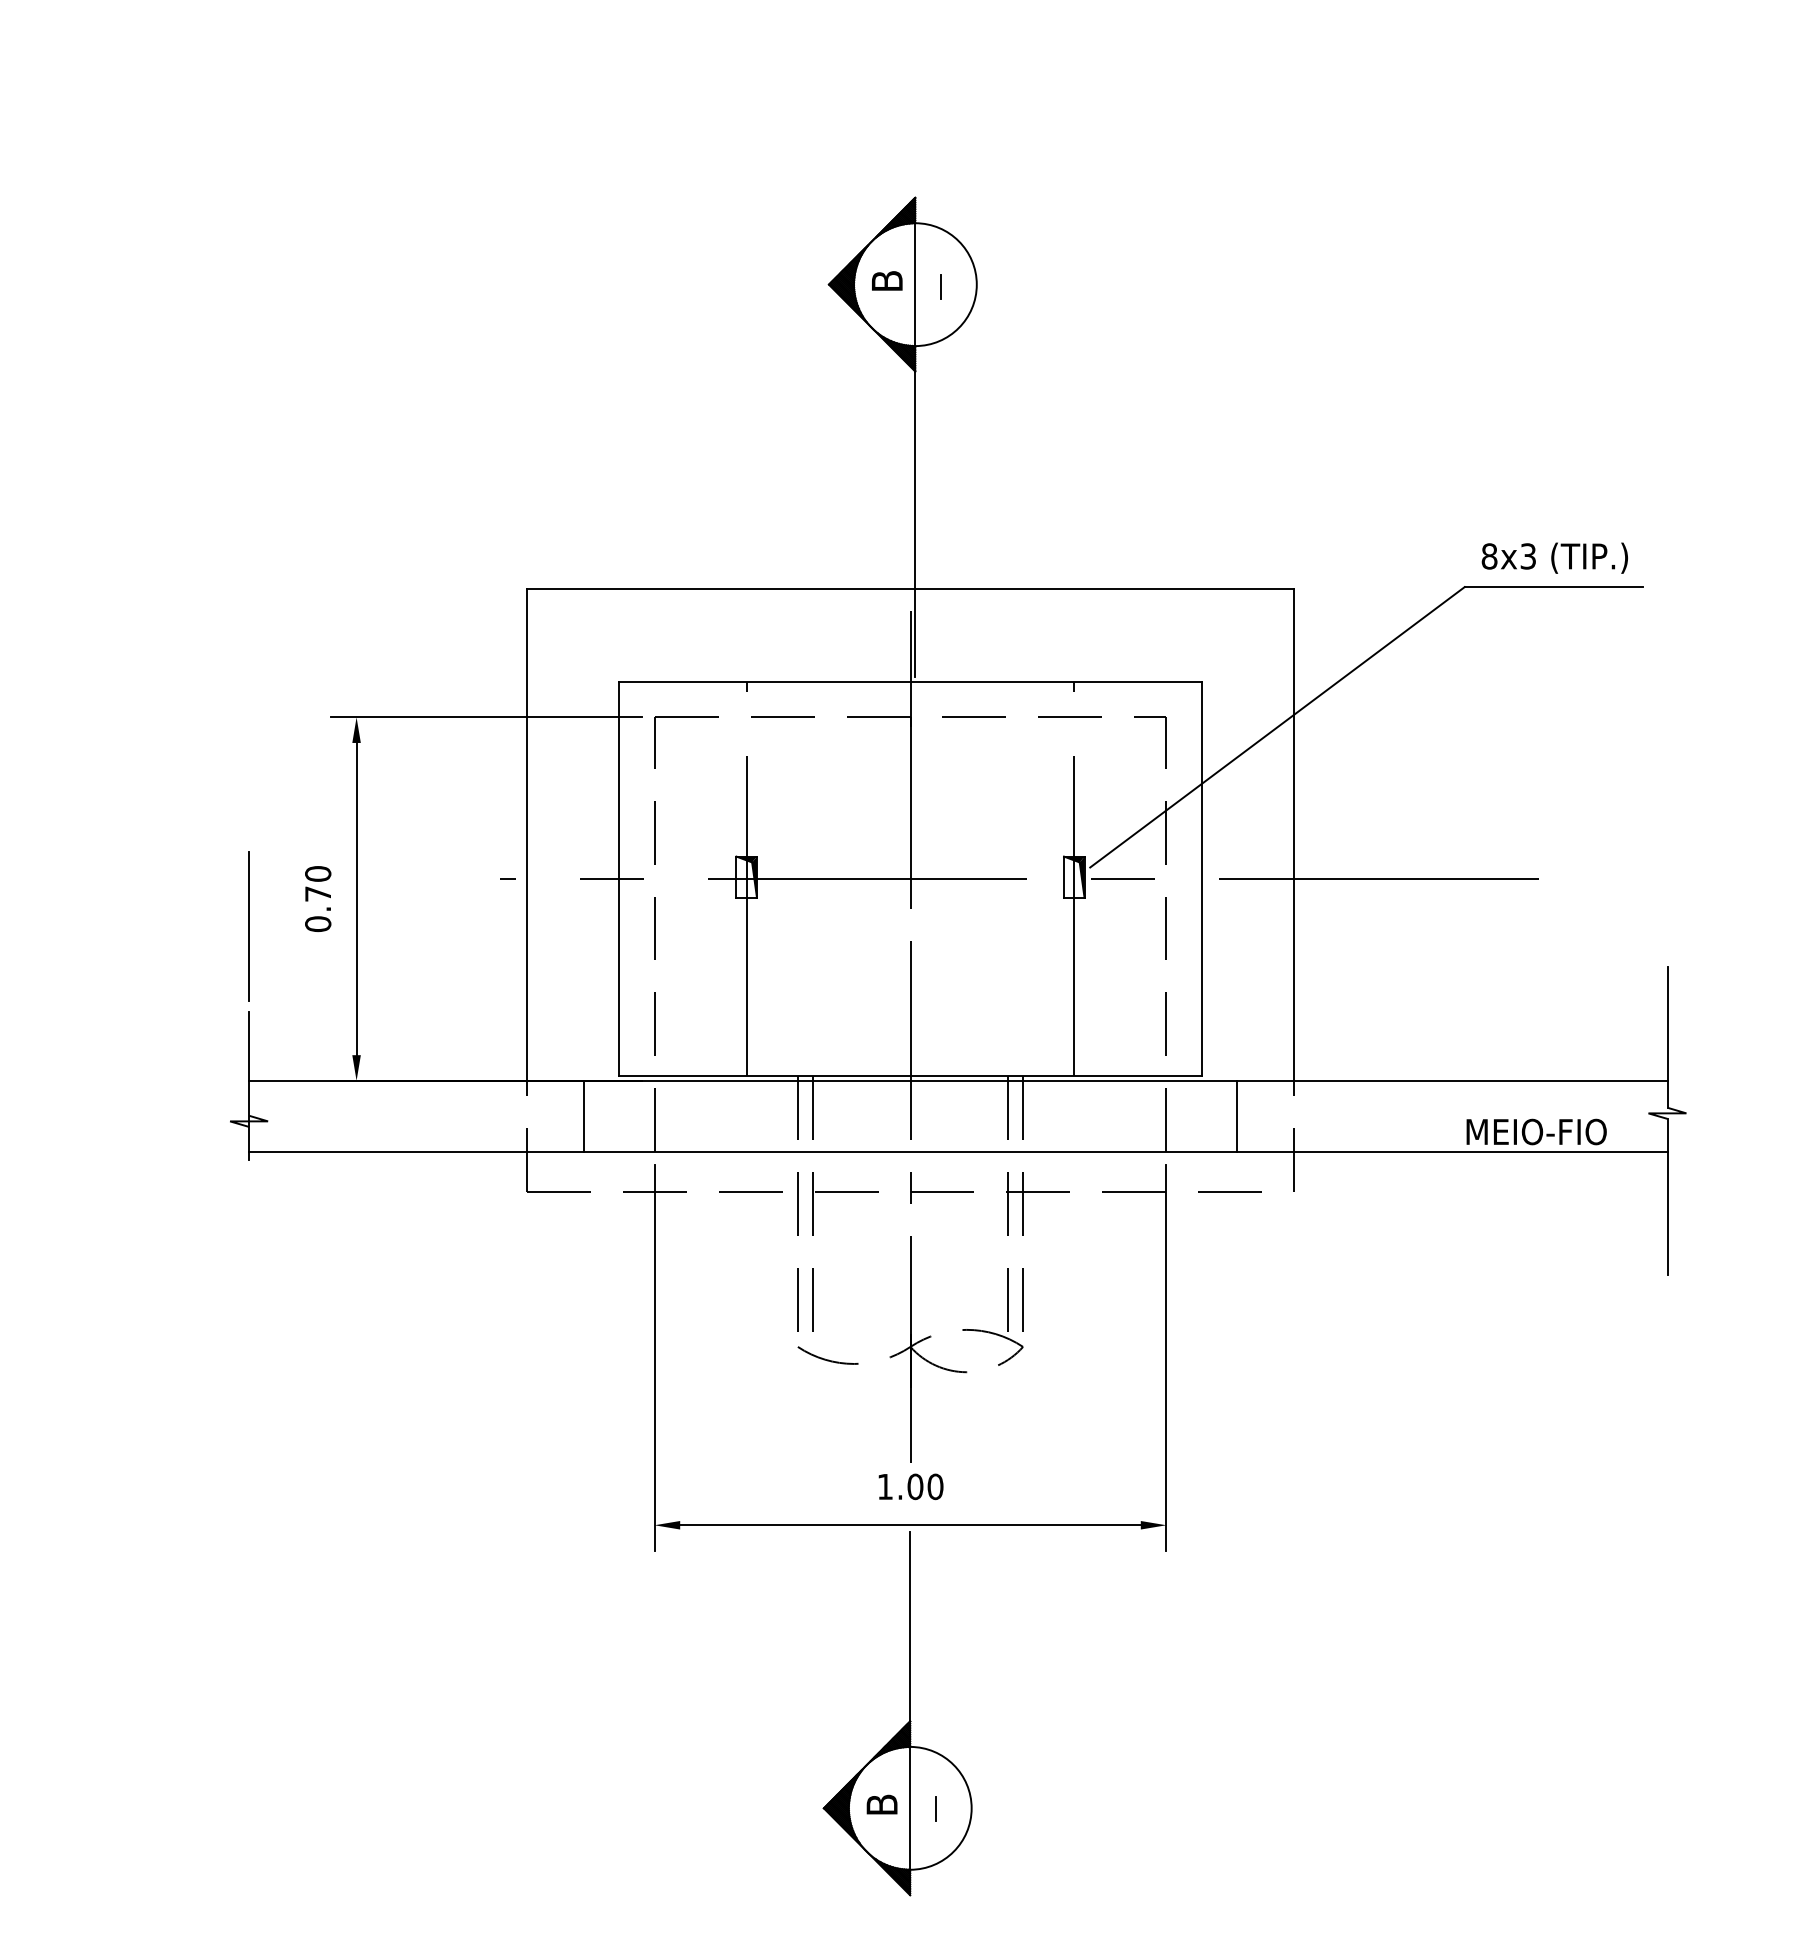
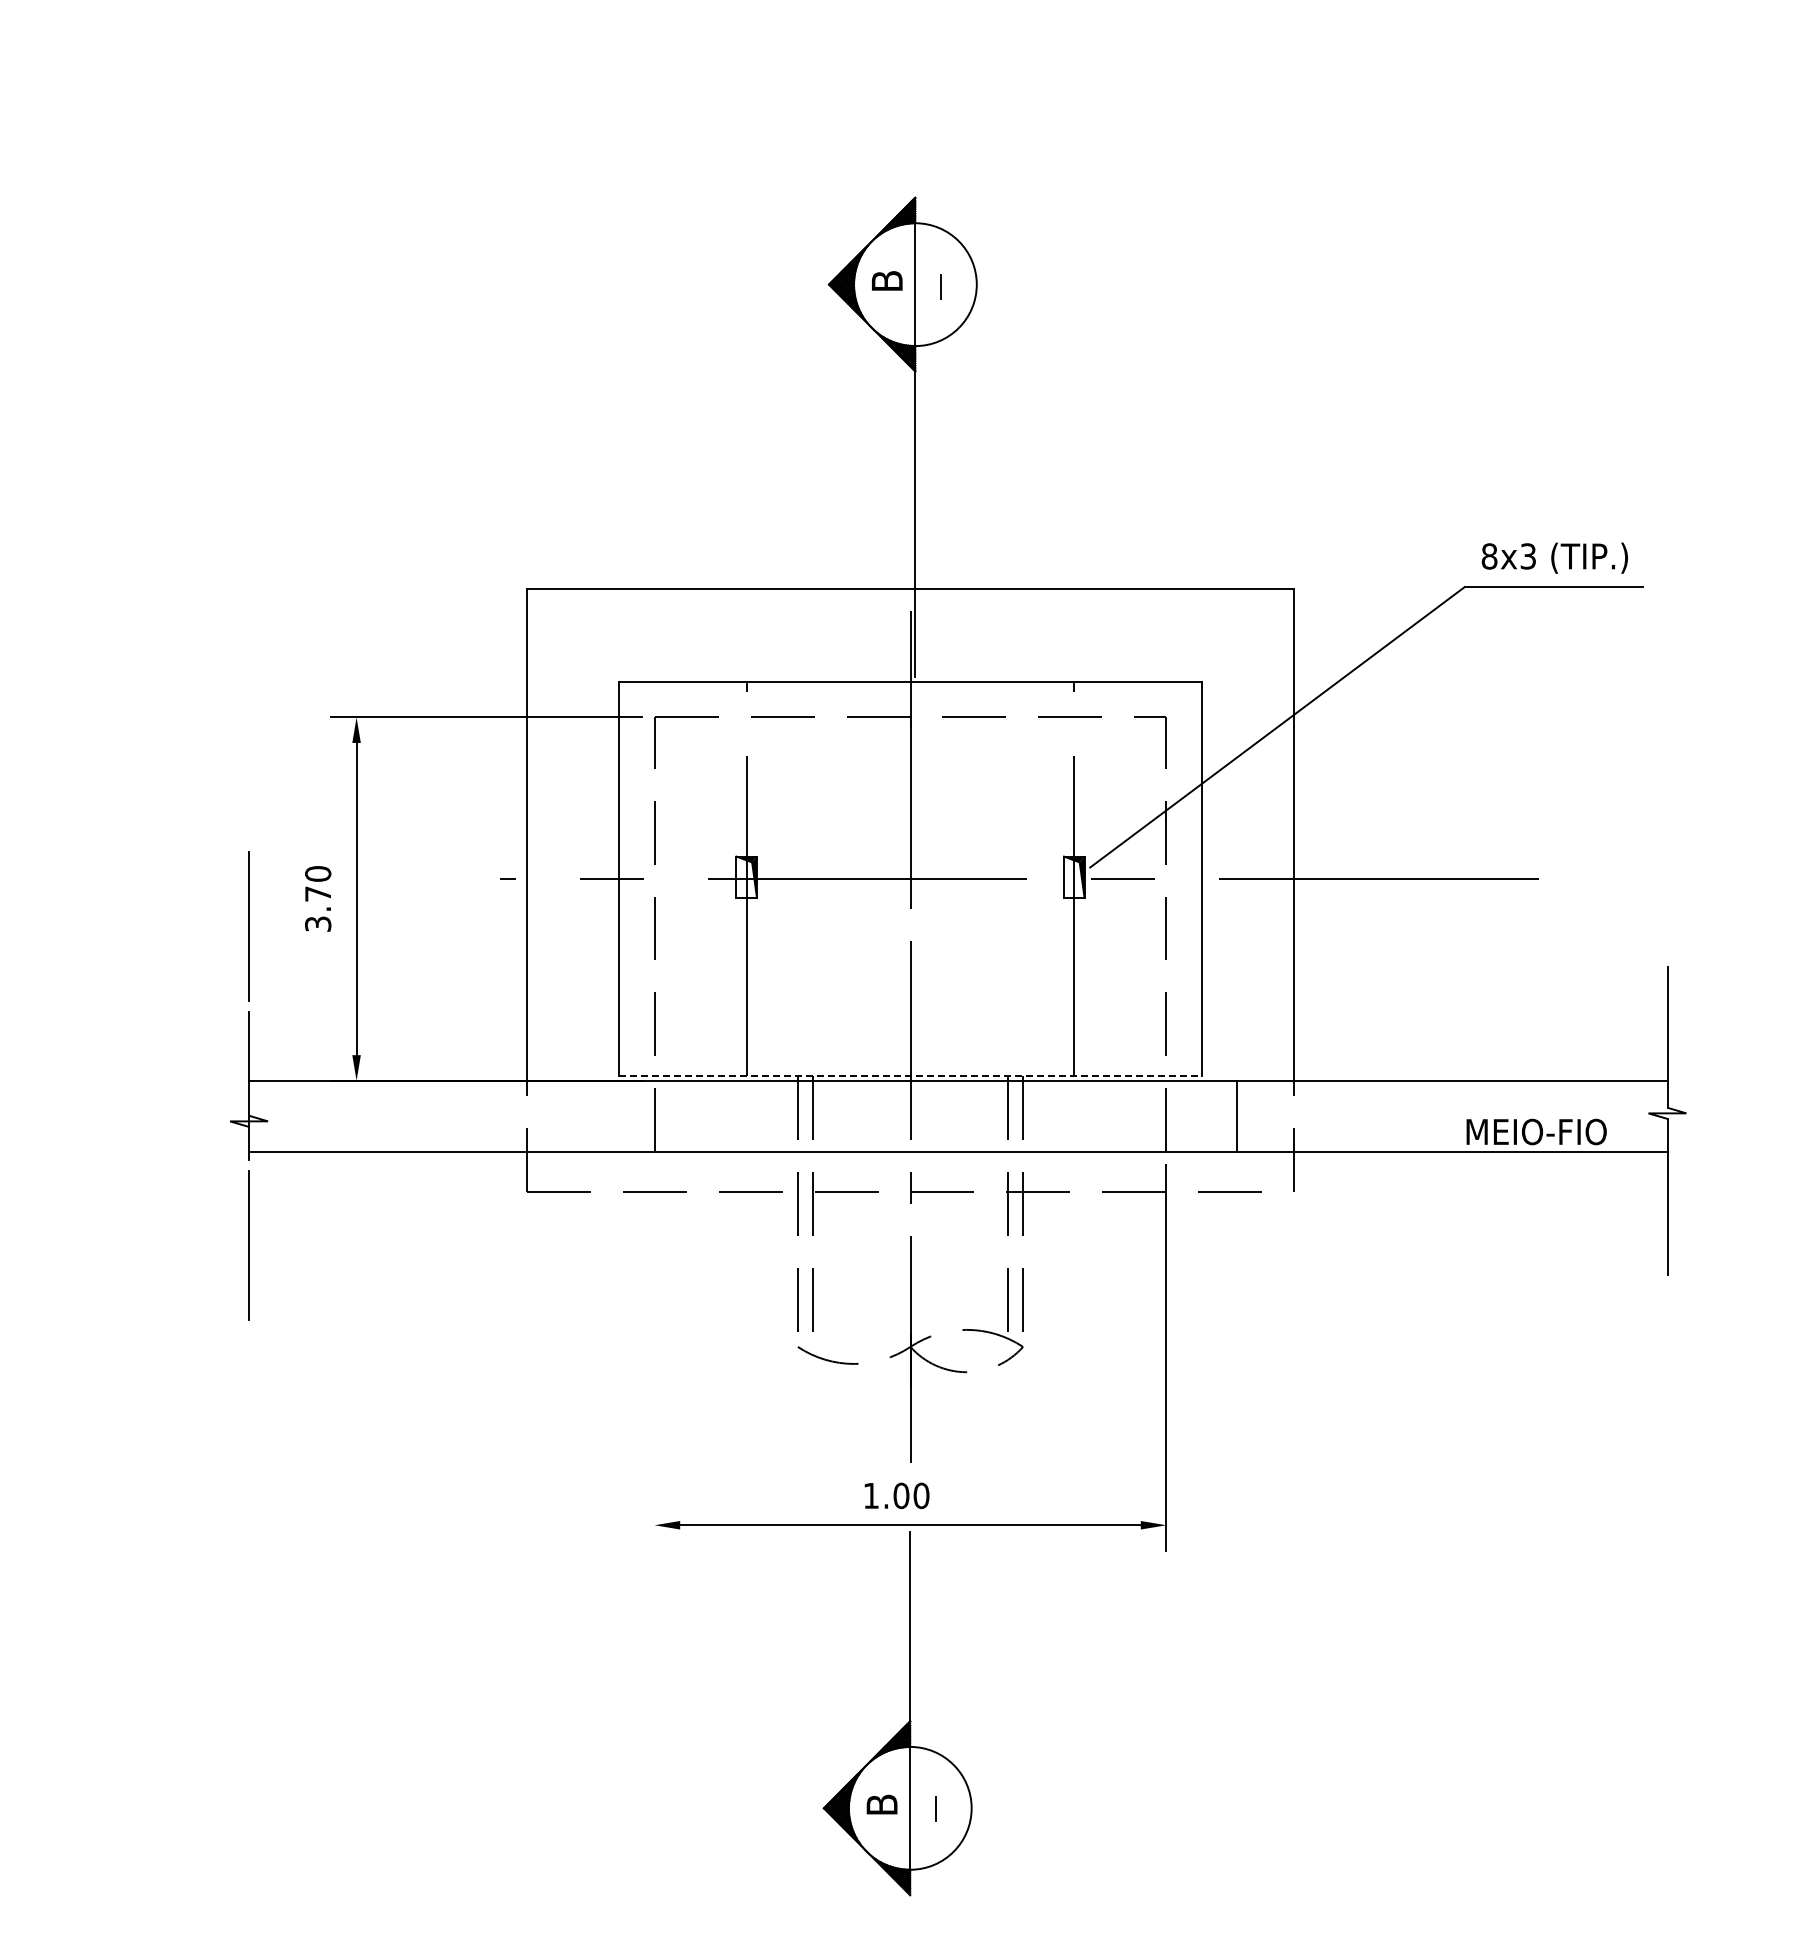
text: 0.70 -> 3.70 (318, 924)
line: solid -> dashed (910, 1075)
line: present -> none (583, 1116)
line: none -> present (248, 1245)
line: present -> none (654, 1357)
text position: (910, 1486) -> (896, 1495) (896, 1495)
